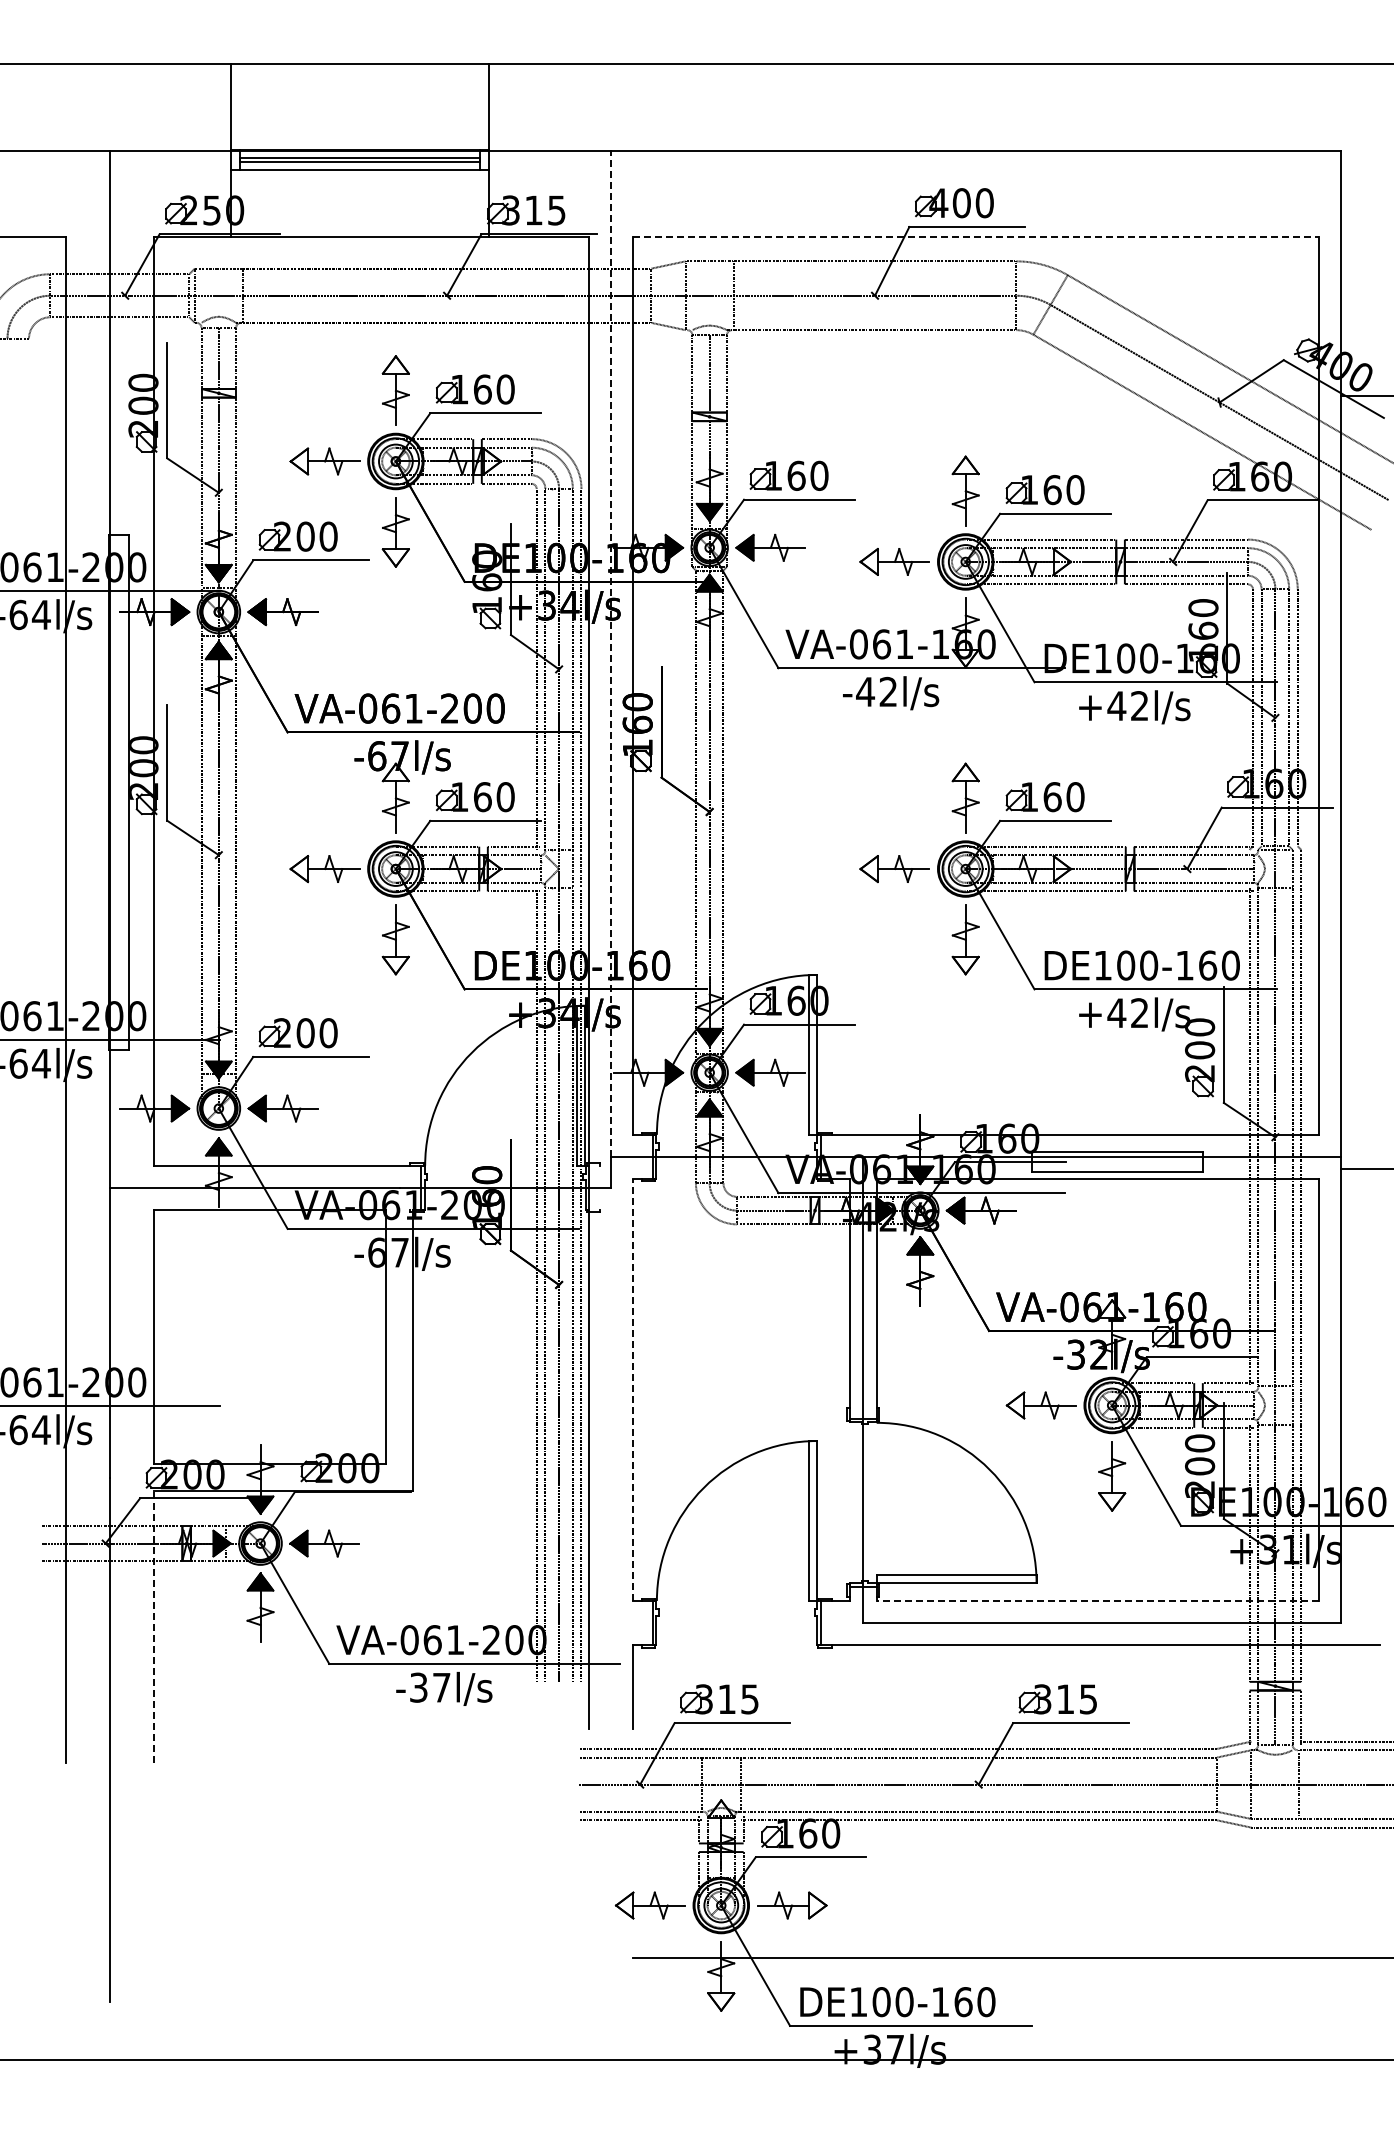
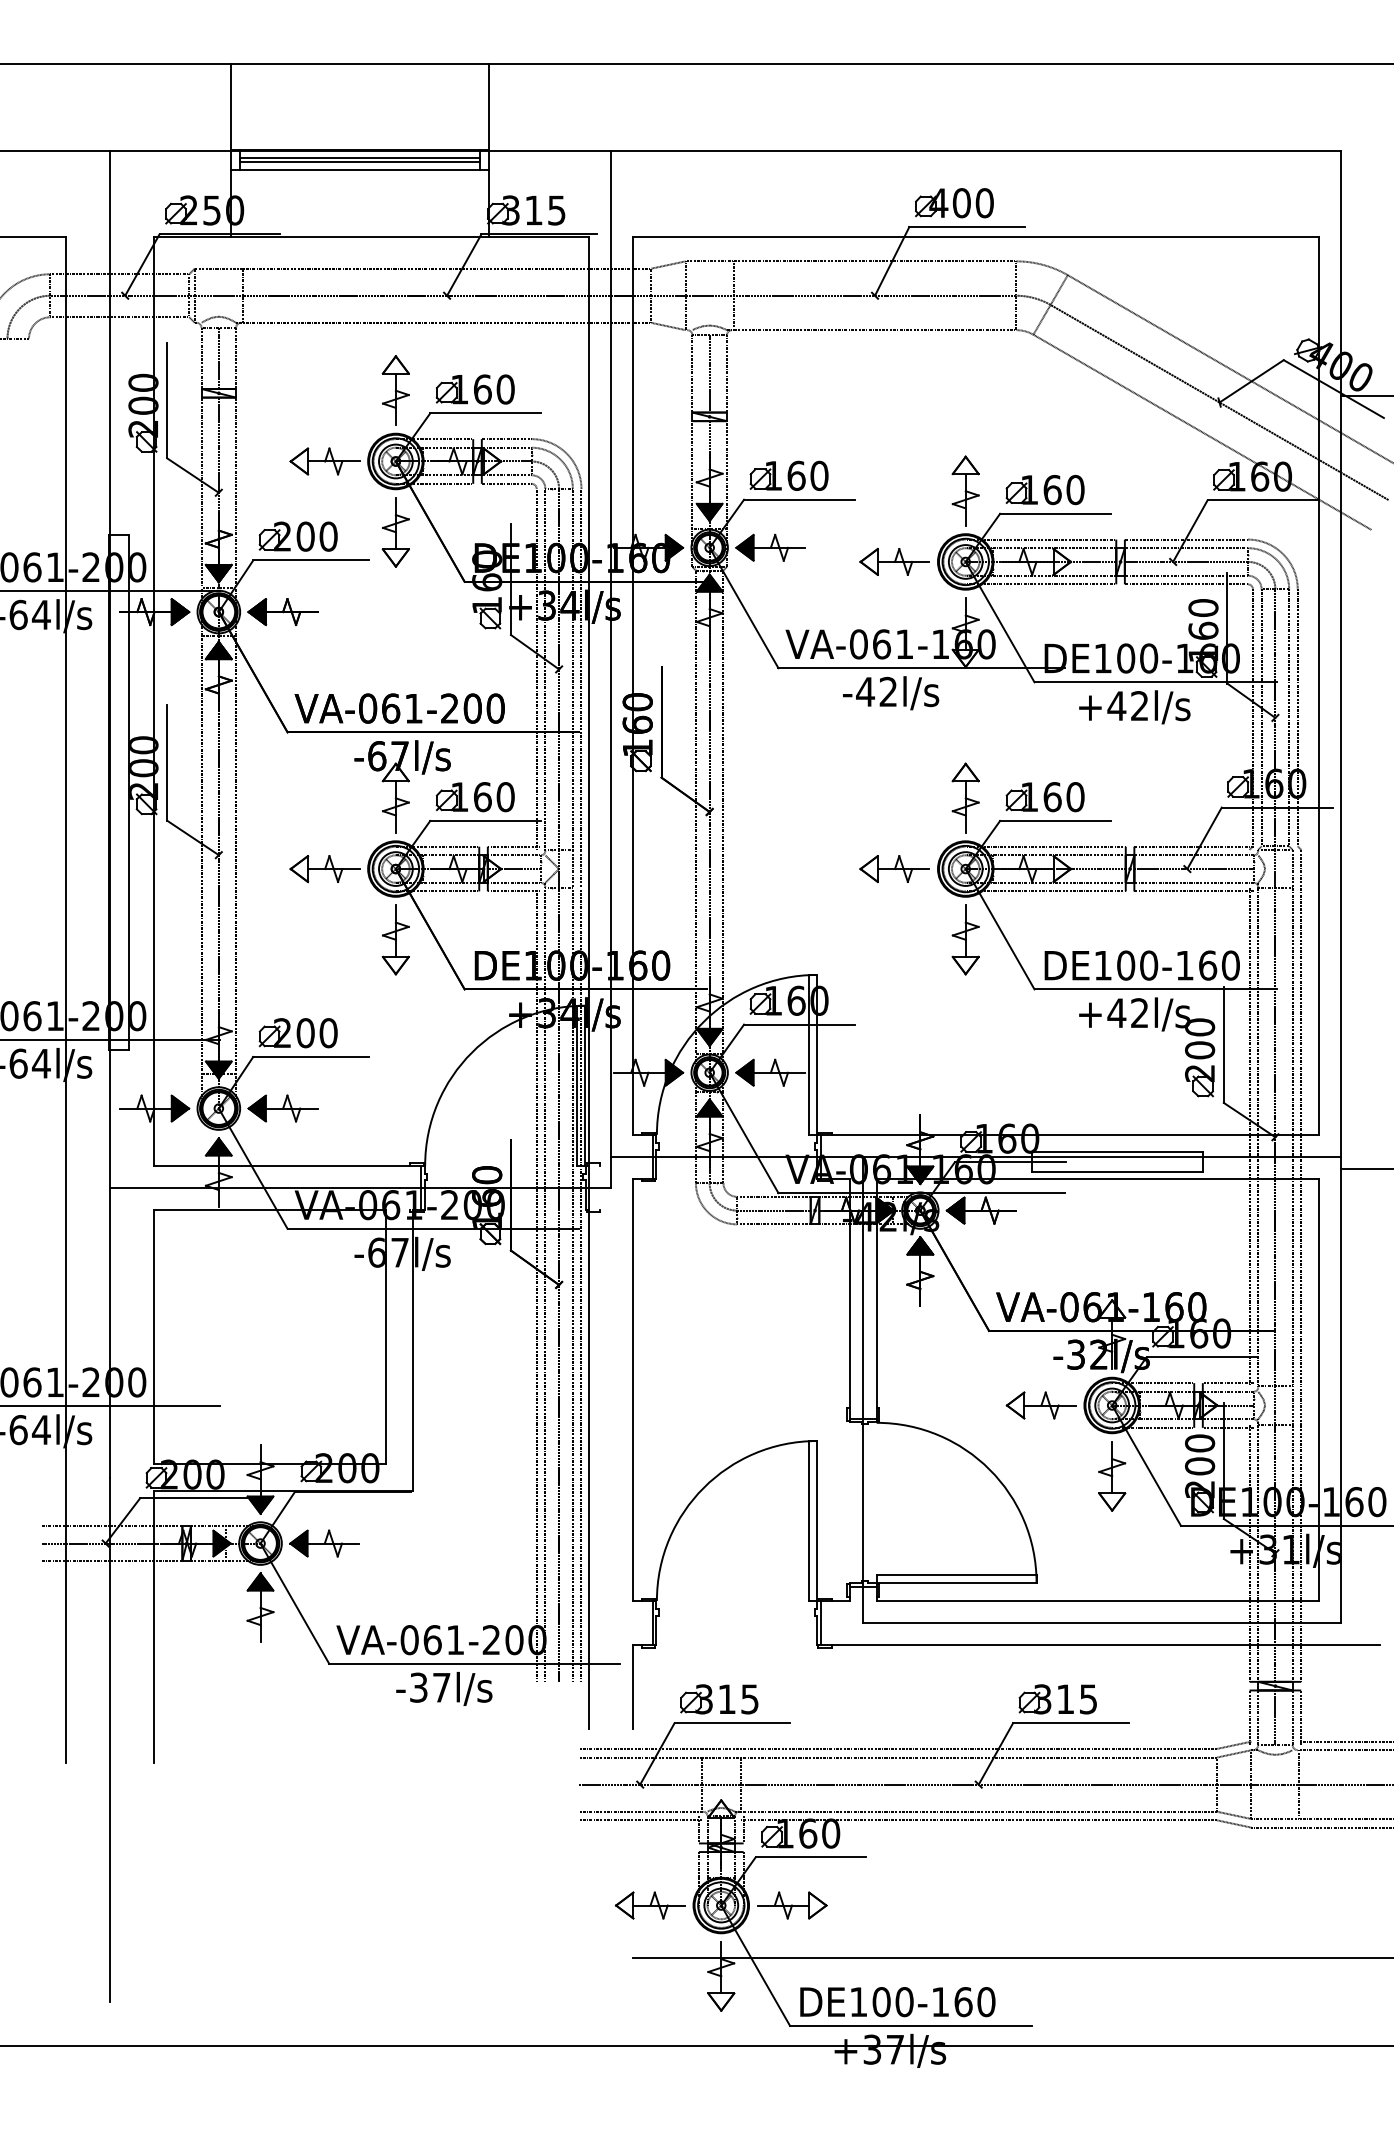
line: dashed -> solid (975, 237)
line: dashed -> solid (610, 653)
line: dashed -> solid (632, 1390)
line: dashed -> solid (1097, 1600)
line: dashed -> solid (153, 1626)
line position: (696, 2059) -> (696, 2045) (696, 2045)
